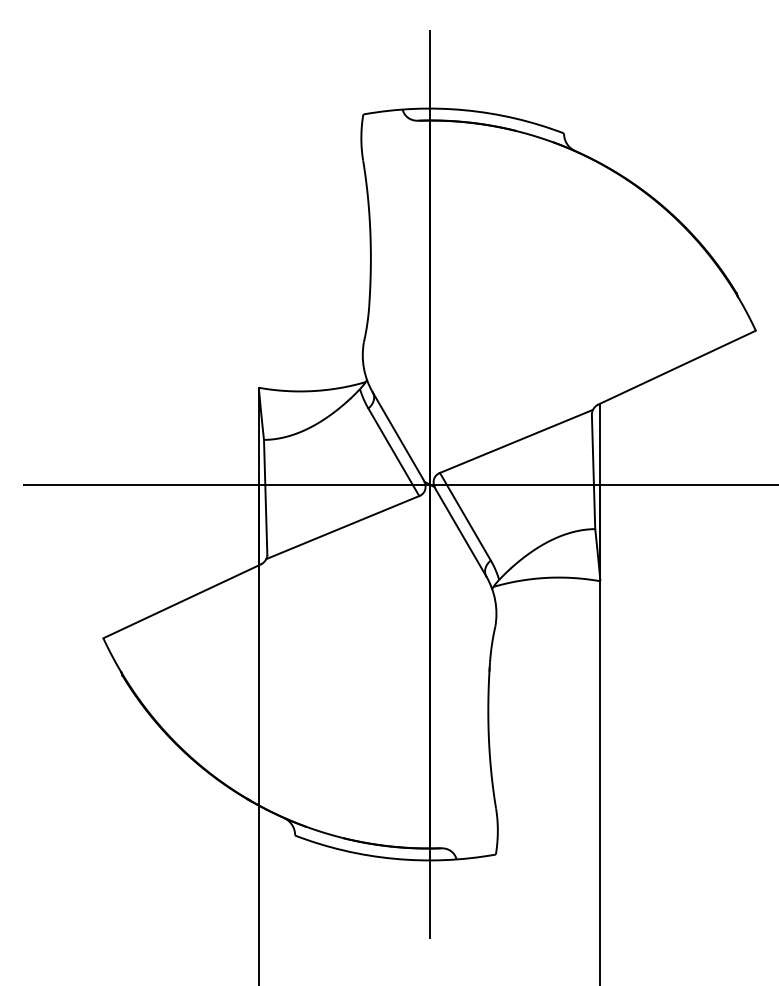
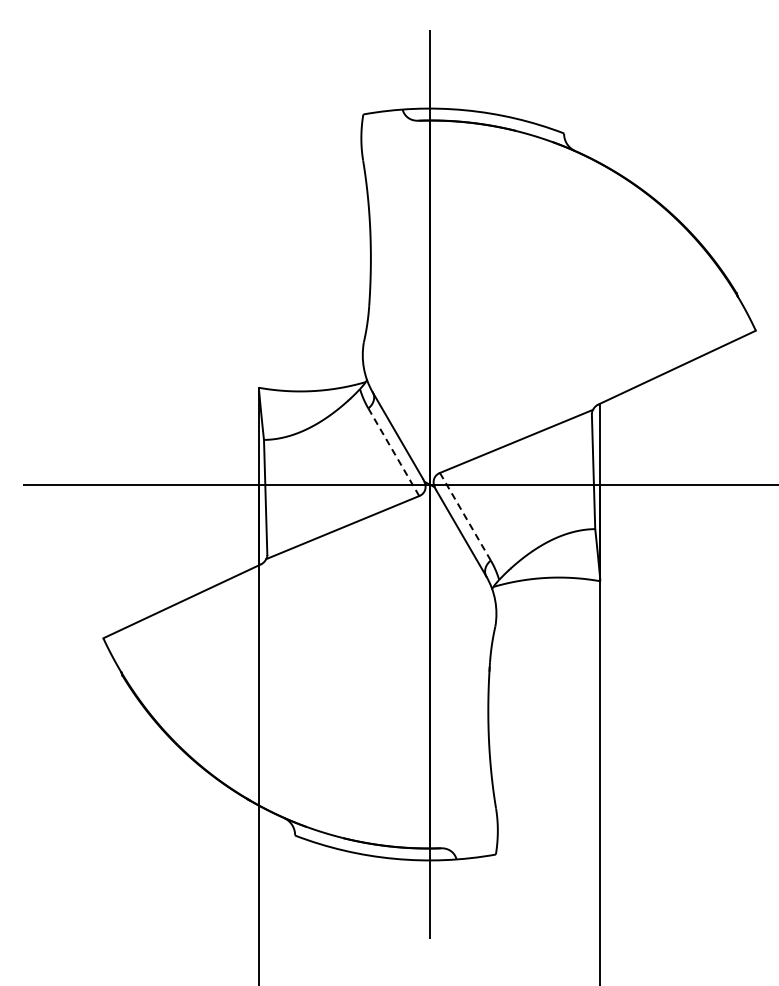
line: solid -> dashed (393, 452)
line: solid -> dashed (465, 516)
